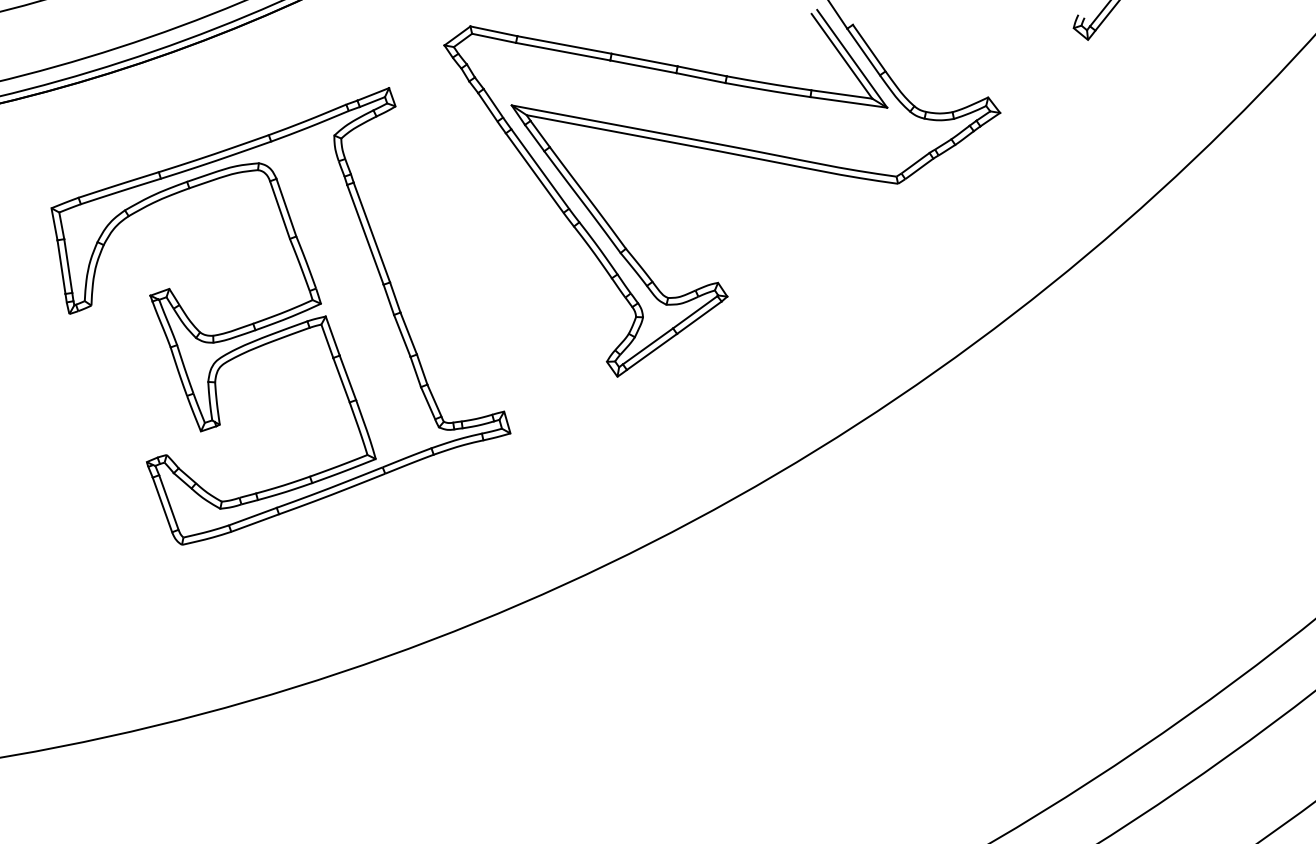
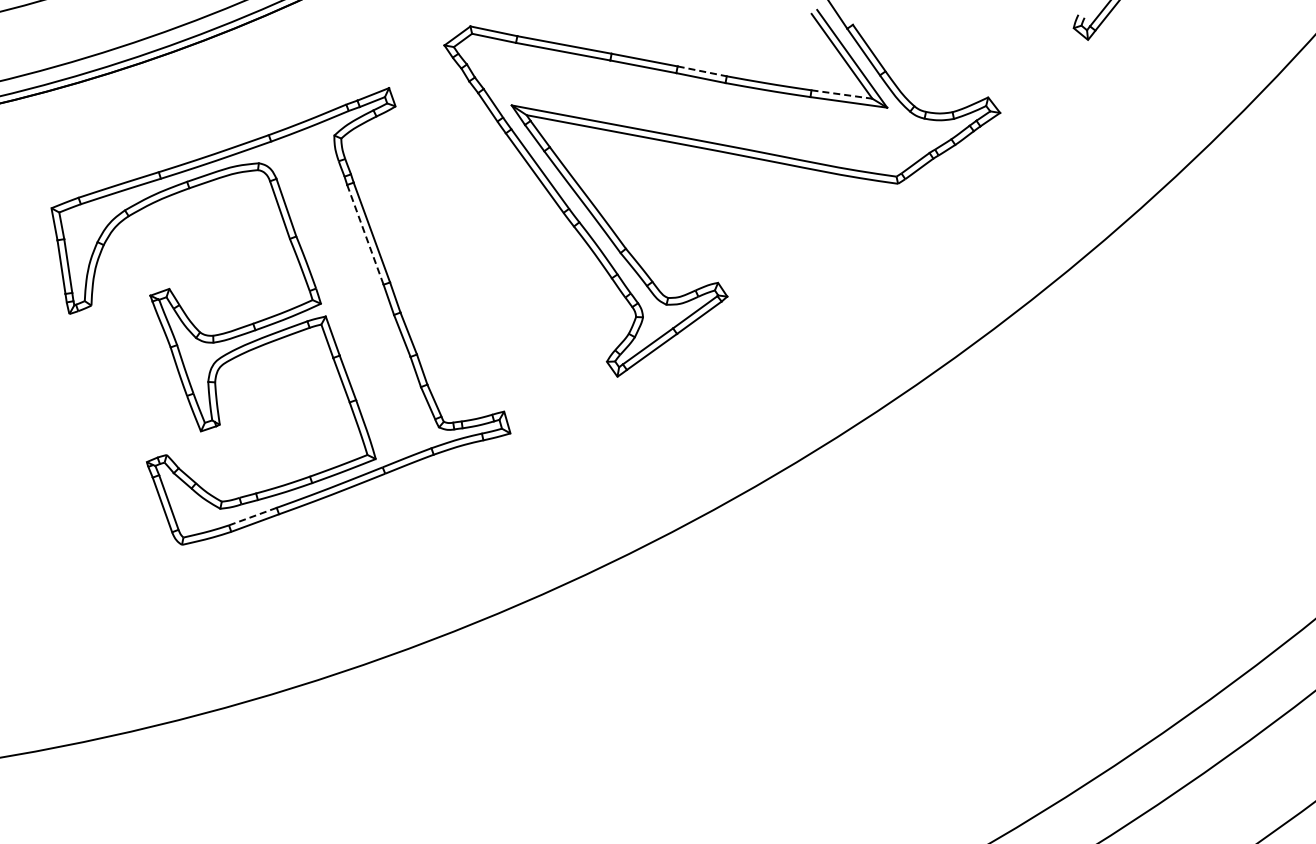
line: solid -> dashed (702, 71)
line: solid -> dashed (841, 94)
line: solid -> dashed (365, 235)
line: solid -> dashed (252, 516)
